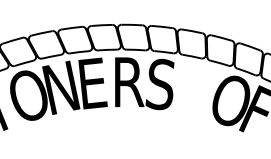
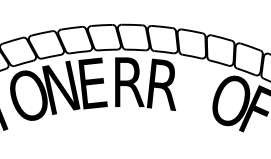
text: S -> R (160, 84)
